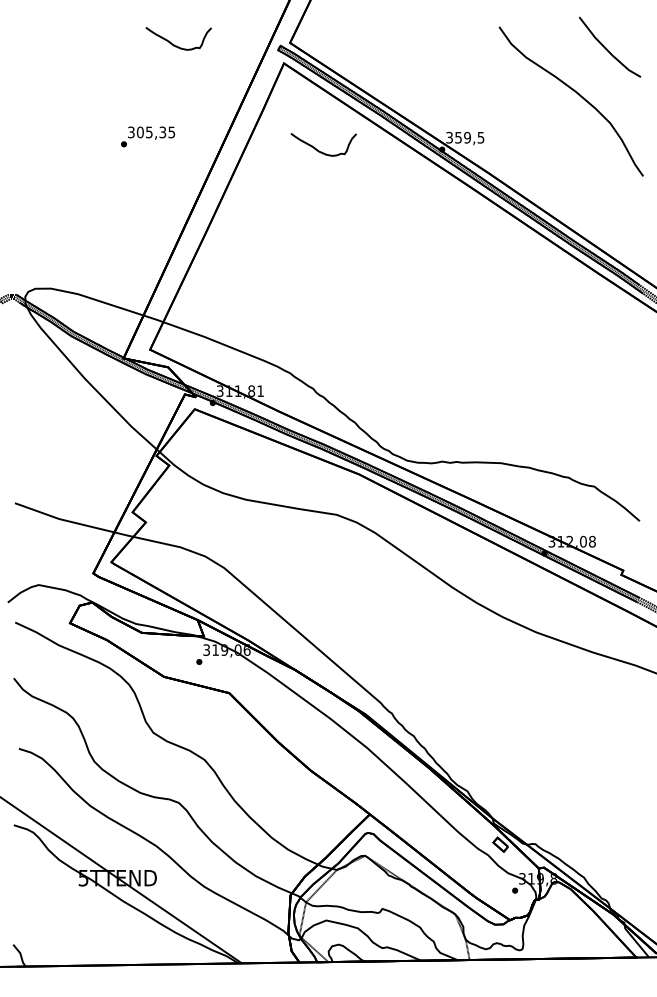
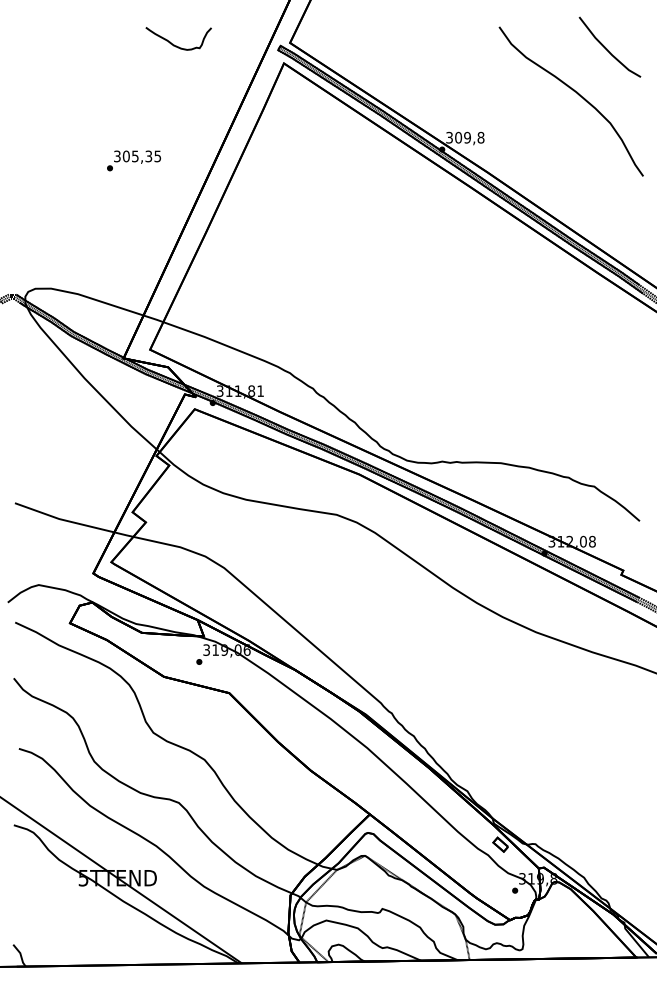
text position: (148, 136) -> (134, 160) (134, 160)
text: 359,5 -> 309,8 (469, 137)
curve: present -> none (319, 150)
